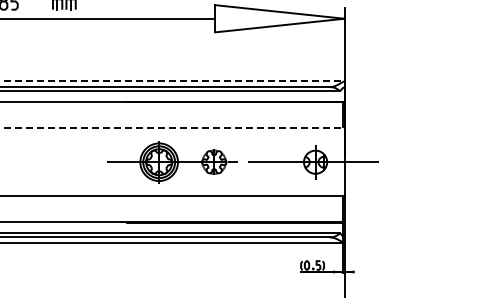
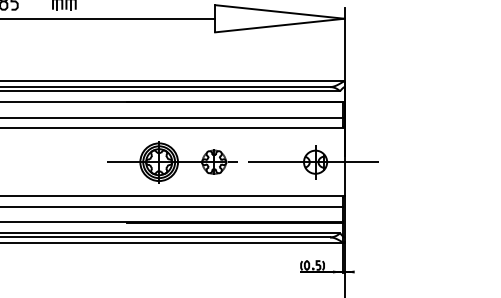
line: dashed -> solid (172, 81)
line: none -> present (172, 117)
line: dashed -> solid (172, 128)
line: none -> present (172, 206)
